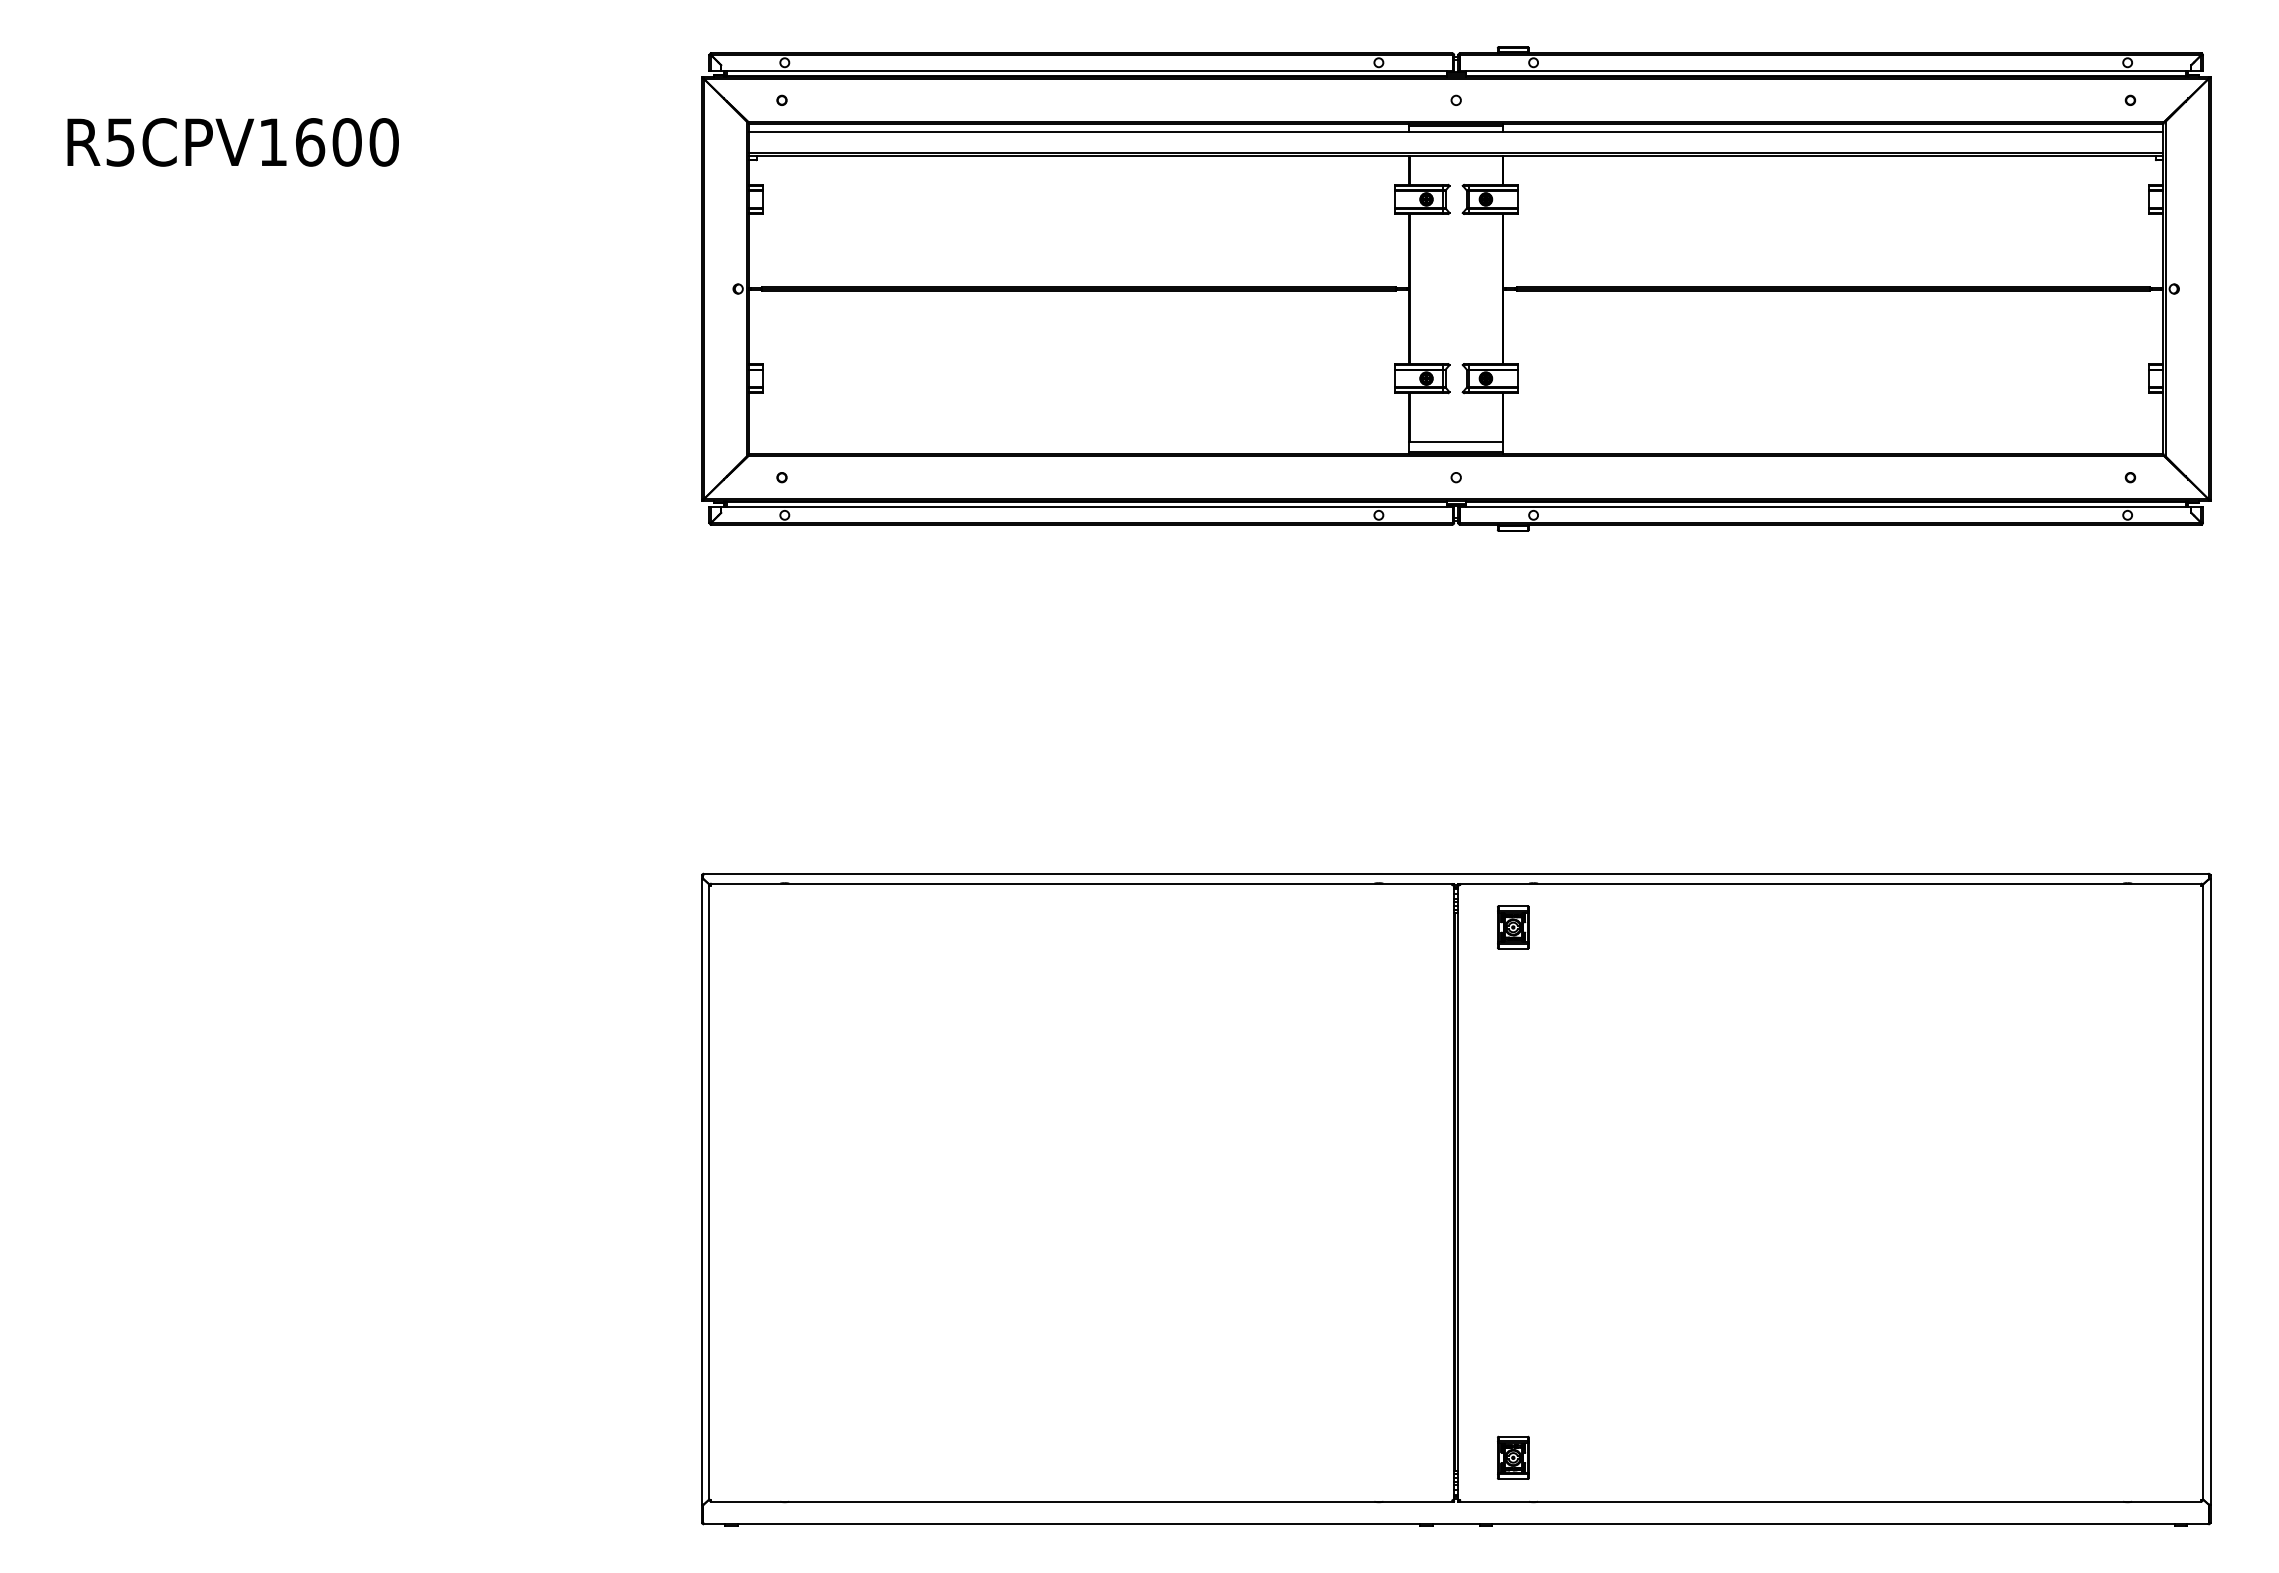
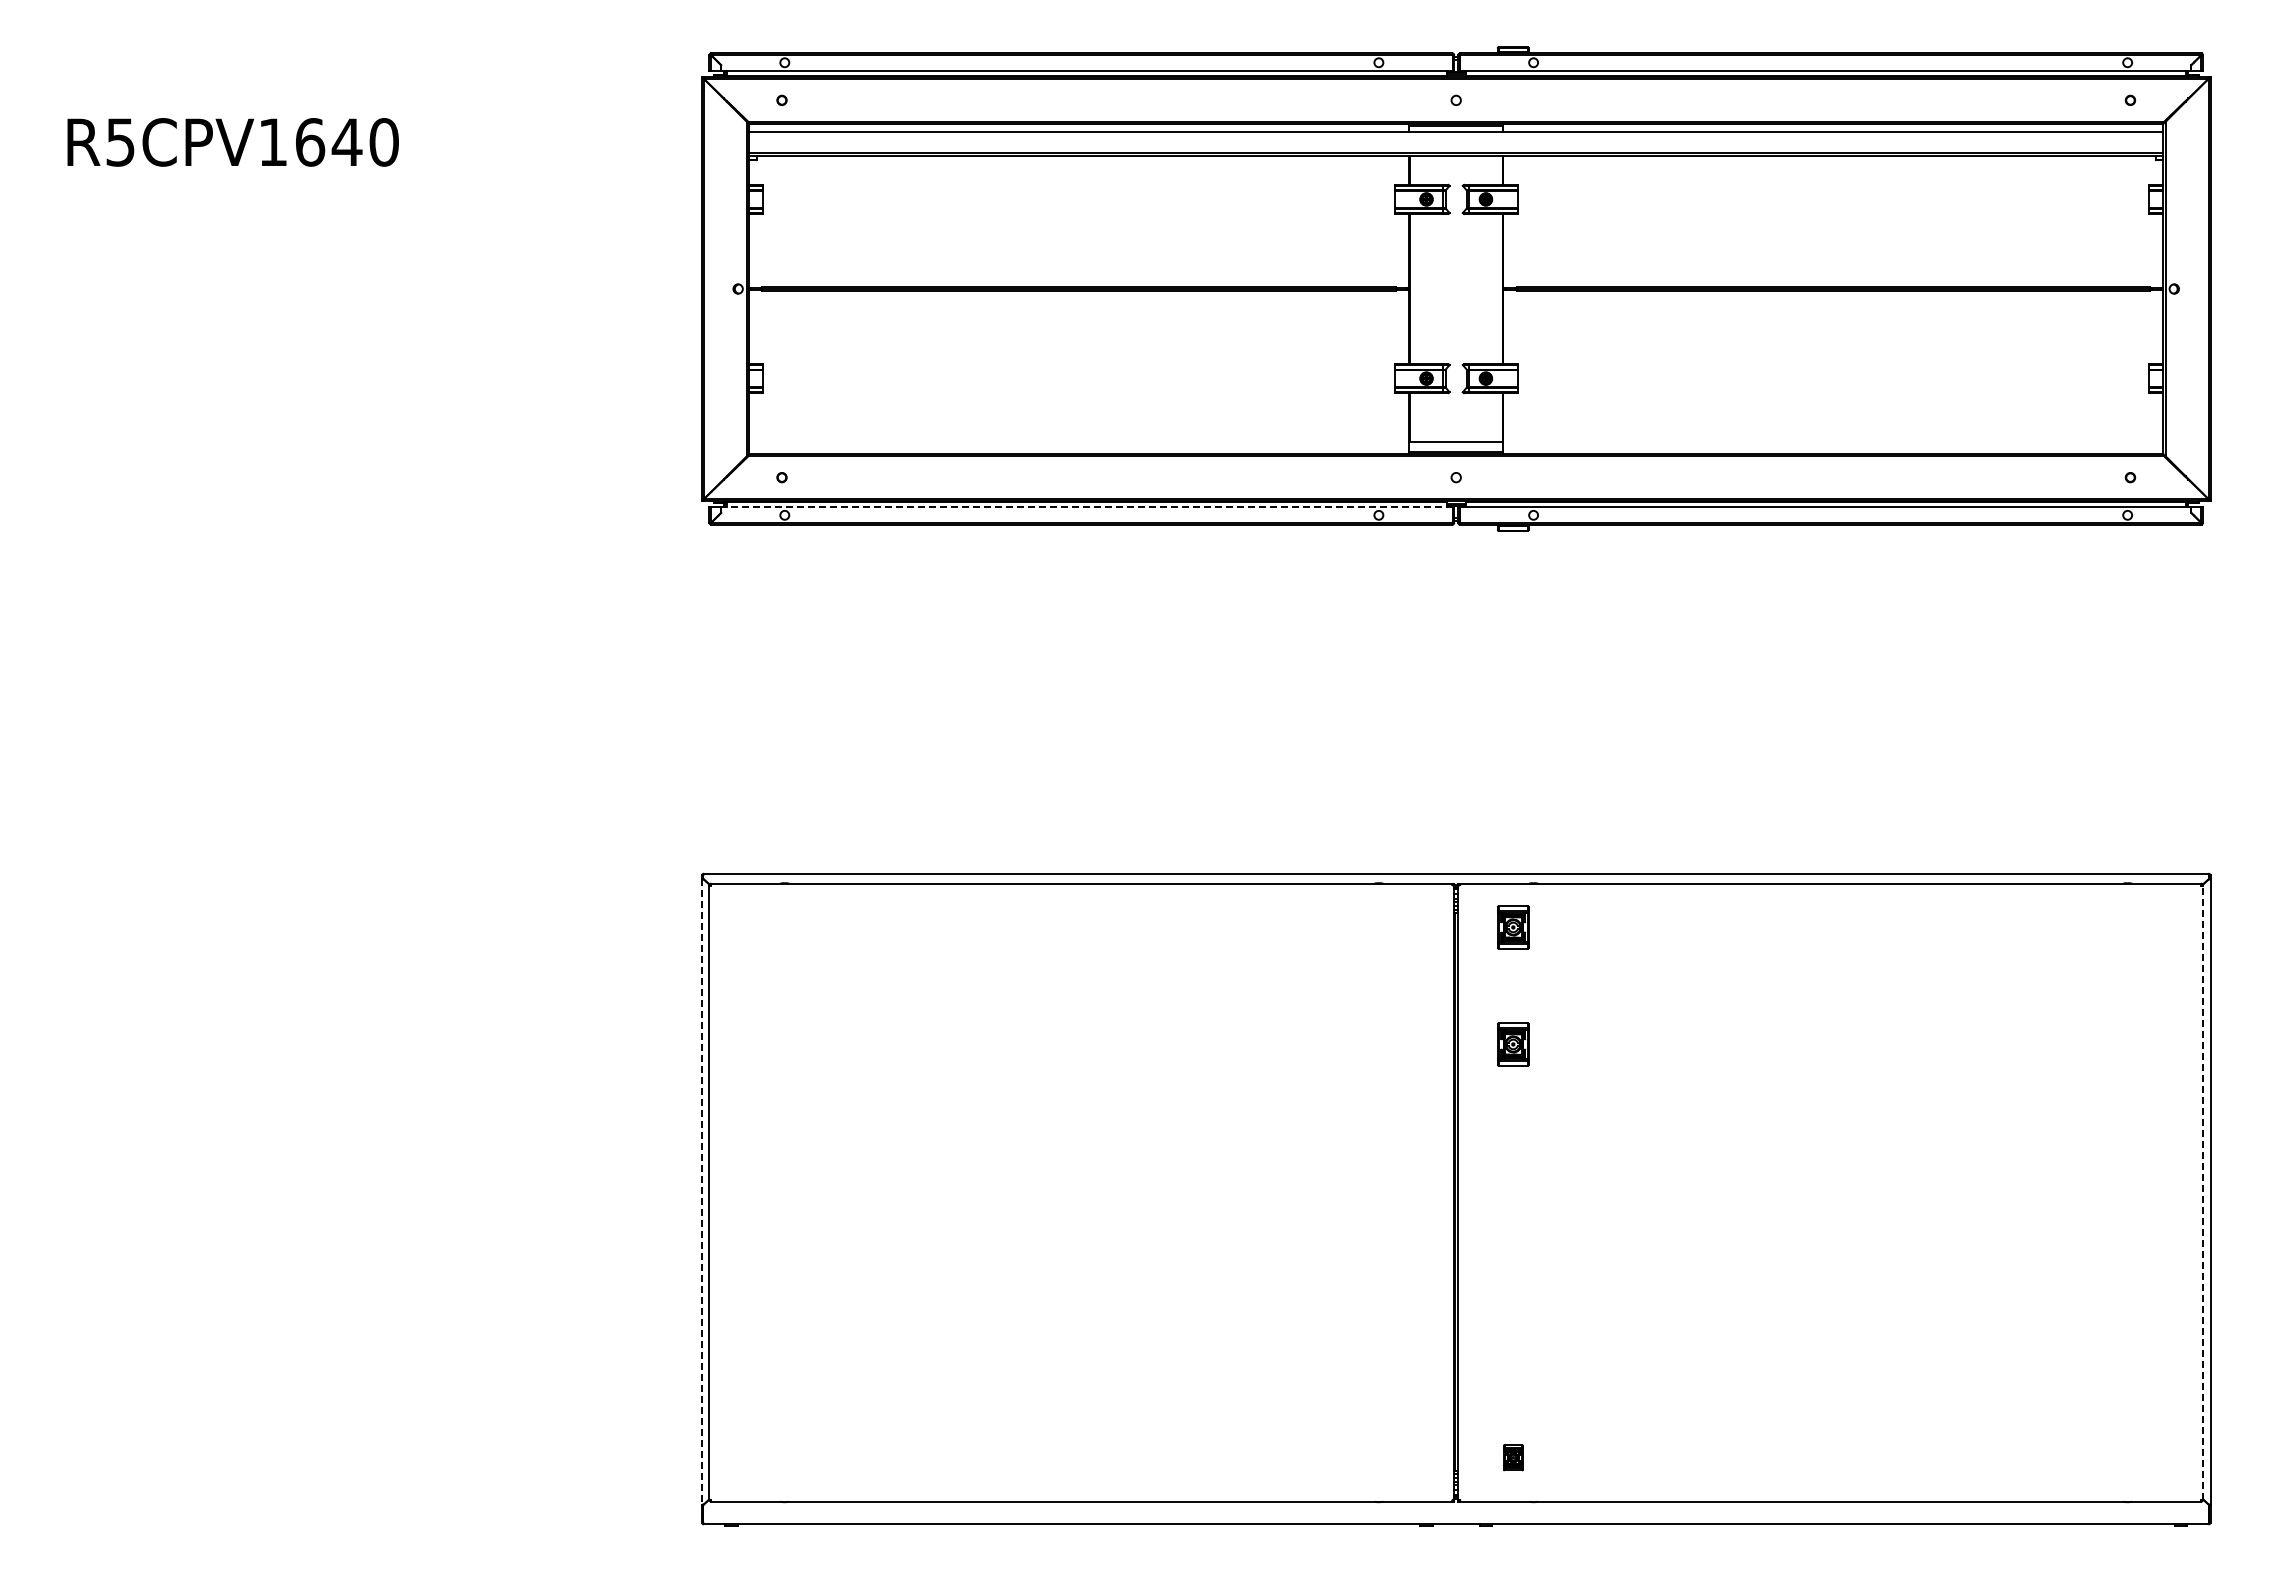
text: R5CPV1600 -> R5CPV1640 (346, 142)
line: solid -> dashed (1086, 506)
part: none -> present (1513, 1044)
line: solid -> dashed (701, 1192)
line: solid -> dashed (2203, 1192)
part size: 33x45 px -> 21x28 px (1513, 1457)
